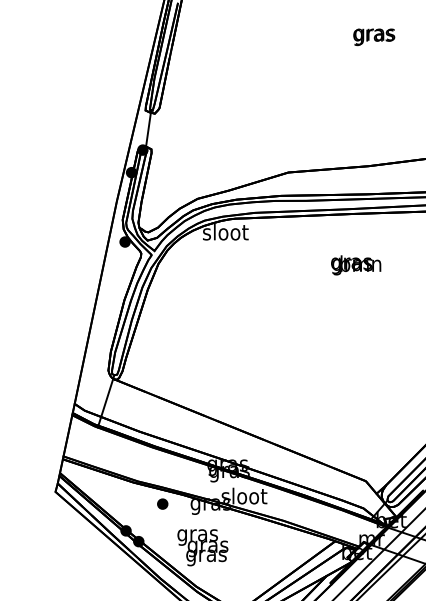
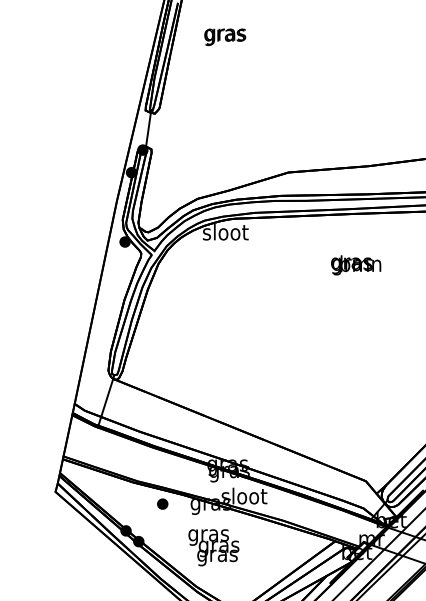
text position: (374, 37) -> (225, 37) (225, 37)
text position: (202, 547) -> (213, 547) (213, 547)
